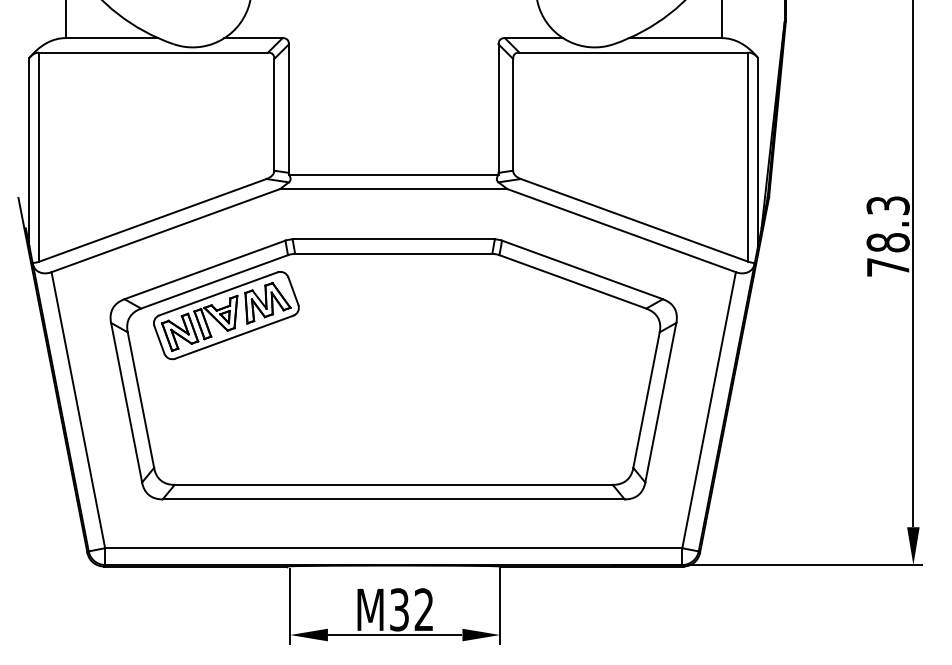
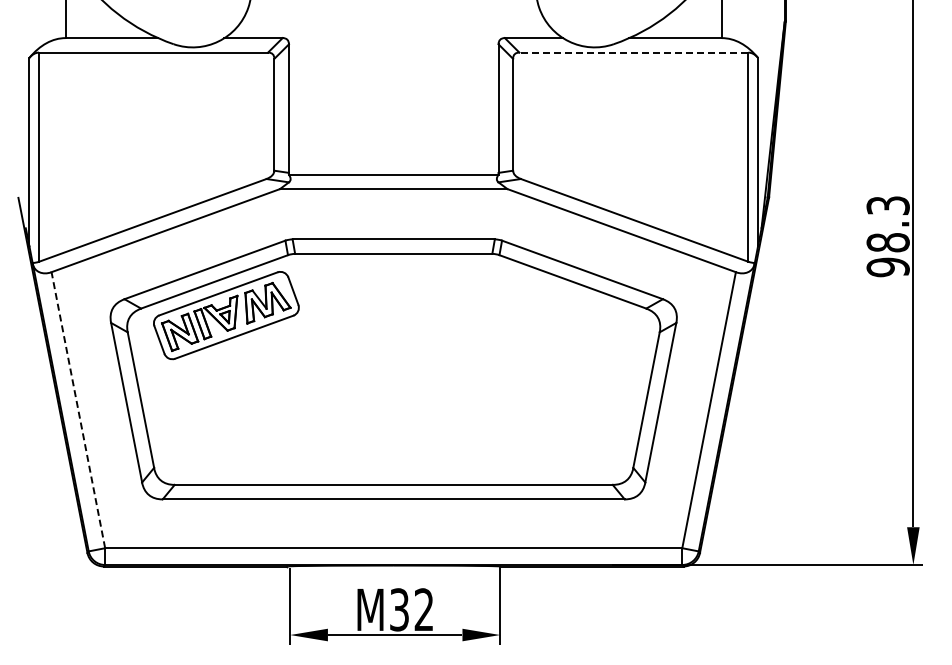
line: solid -> dashed (633, 52)
text: 78.3 -> 98.3 (887, 267)
line: solid -> dashed (78, 410)
